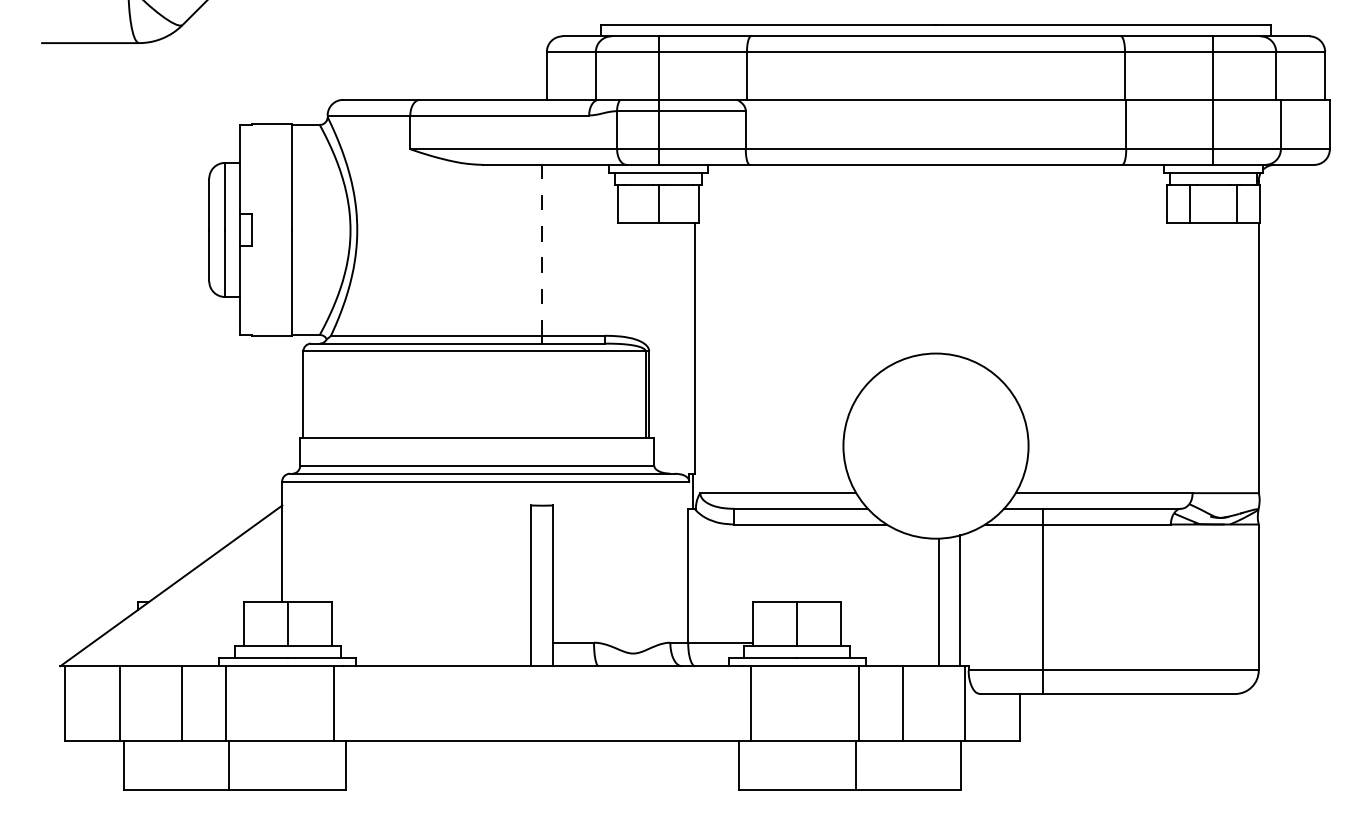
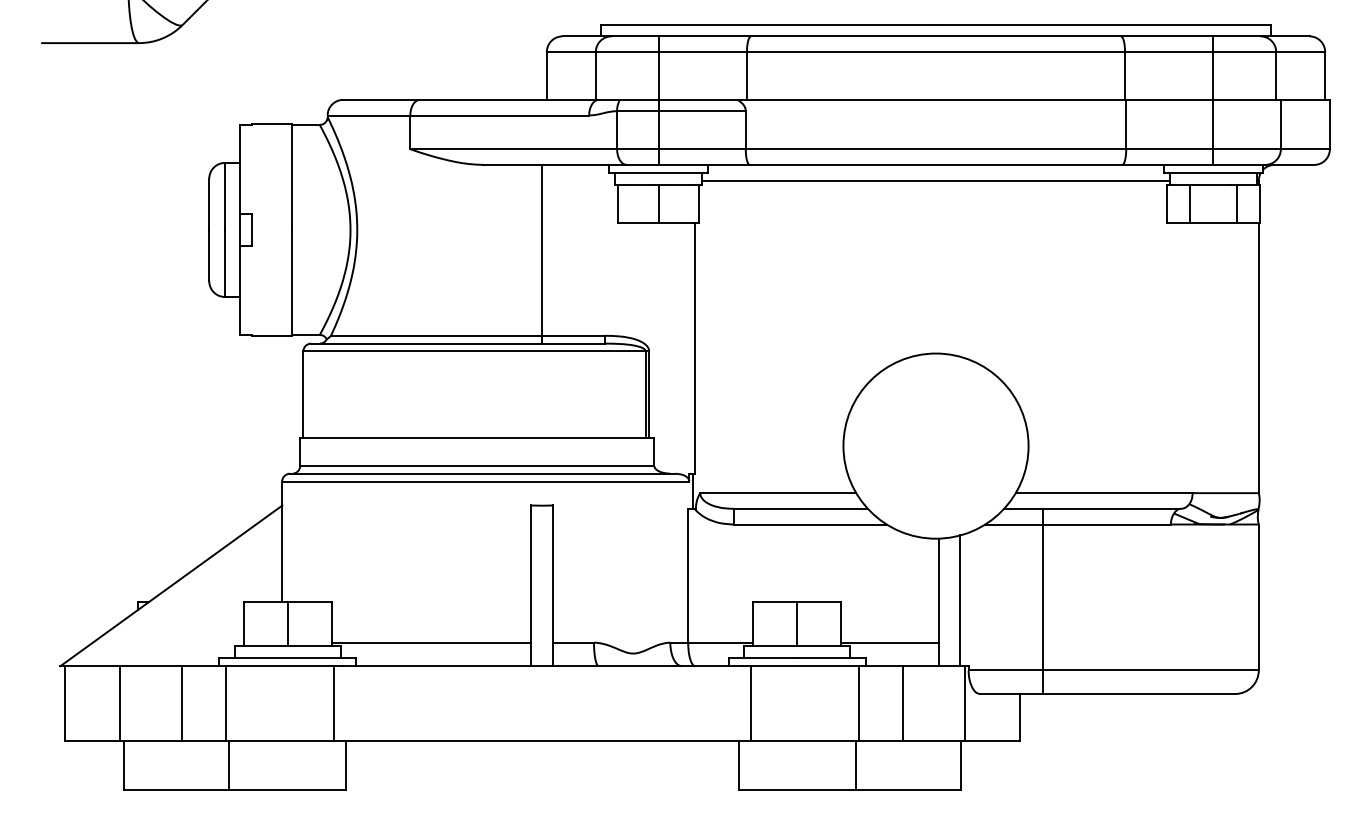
line: none -> present (935, 180)
line: dashed -> solid (542, 249)
line: none -> present (431, 642)
line: none -> present (889, 642)
